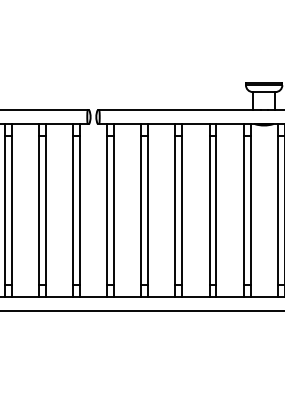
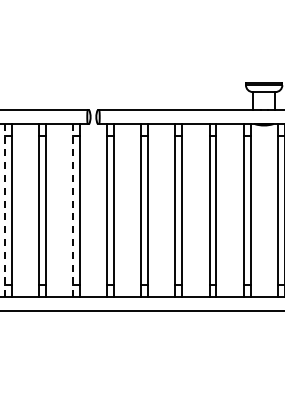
line: solid -> dashed (4, 210)
line: solid -> dashed (73, 210)
